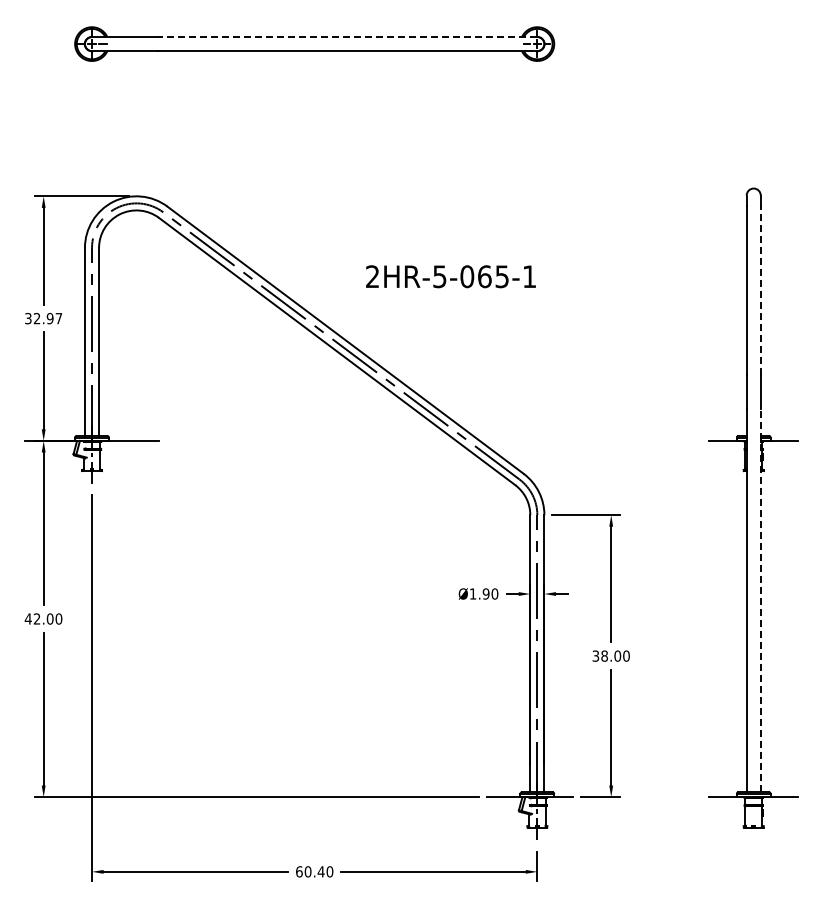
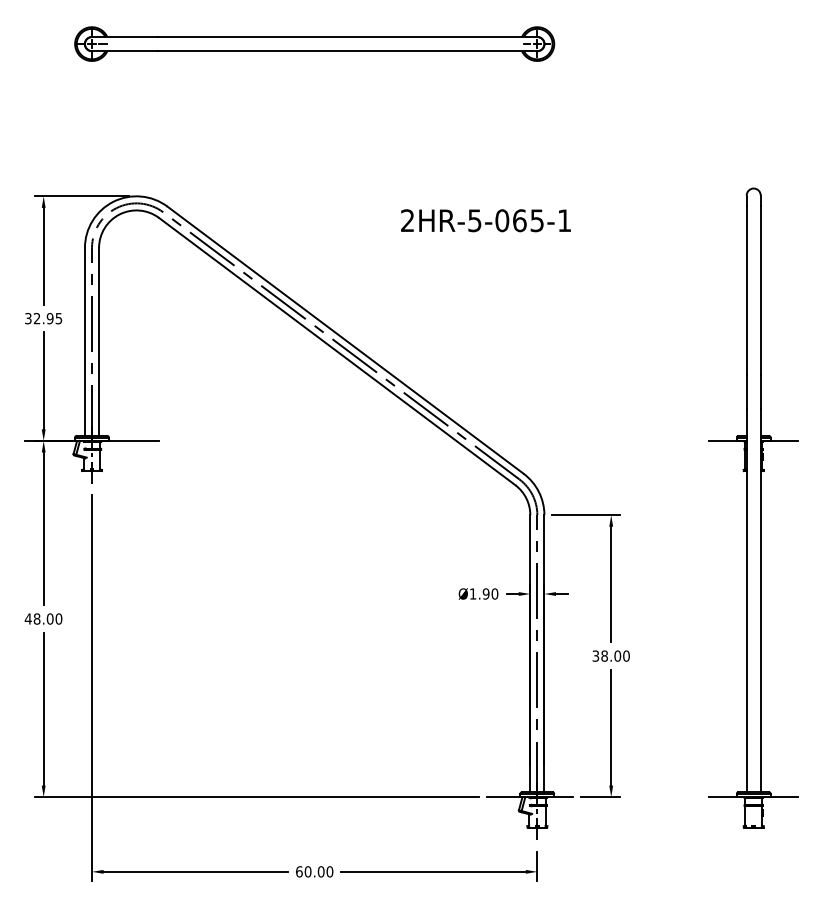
line: dashed -> solid (347, 37)
text position: (450, 276) -> (485, 220) (485, 220)
line: dashed -> solid (760, 290)
text: 32.97 -> 32.95 (58, 318)
line: dashed -> solid (760, 600)
text: 42.00 -> 48.00 (36, 618)
text: 60.40 -> 60.00 (320, 871)
